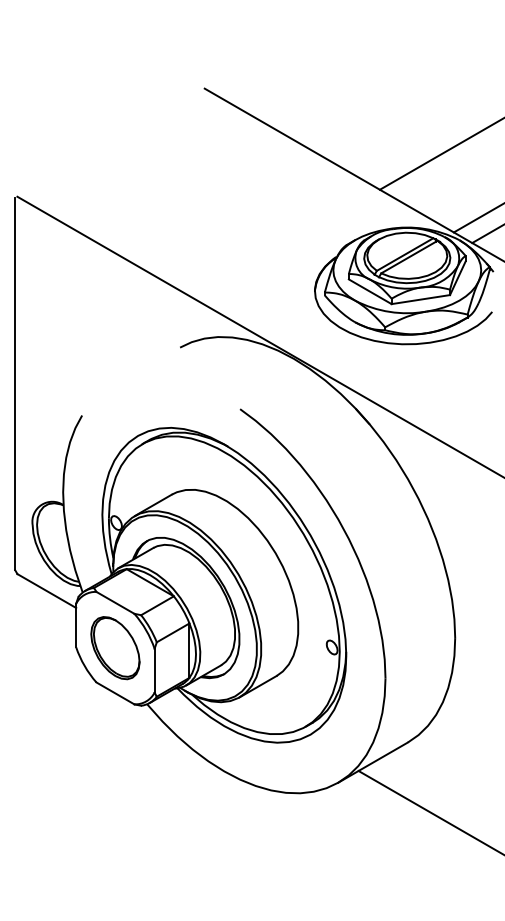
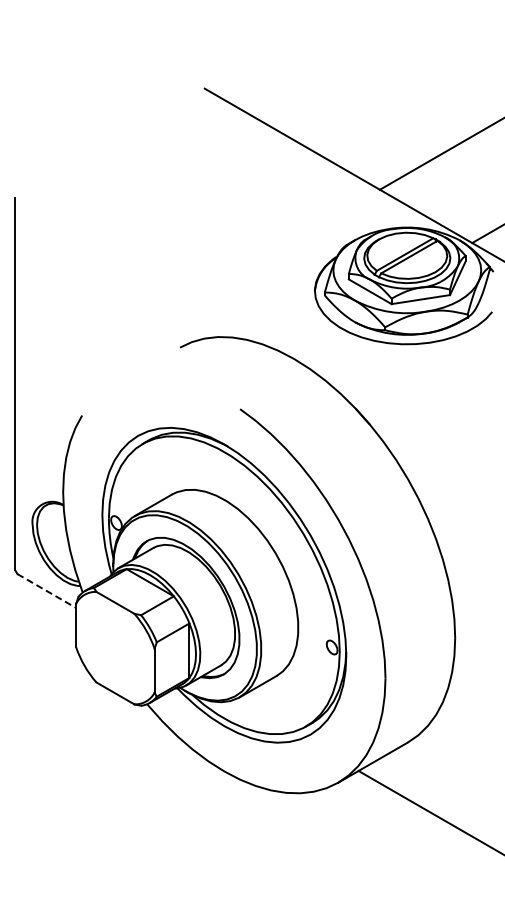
line: present -> none (477, 218)
line: present -> none (259, 336)
line: solid -> dashed (46, 591)
part: present -> none (115, 648)
